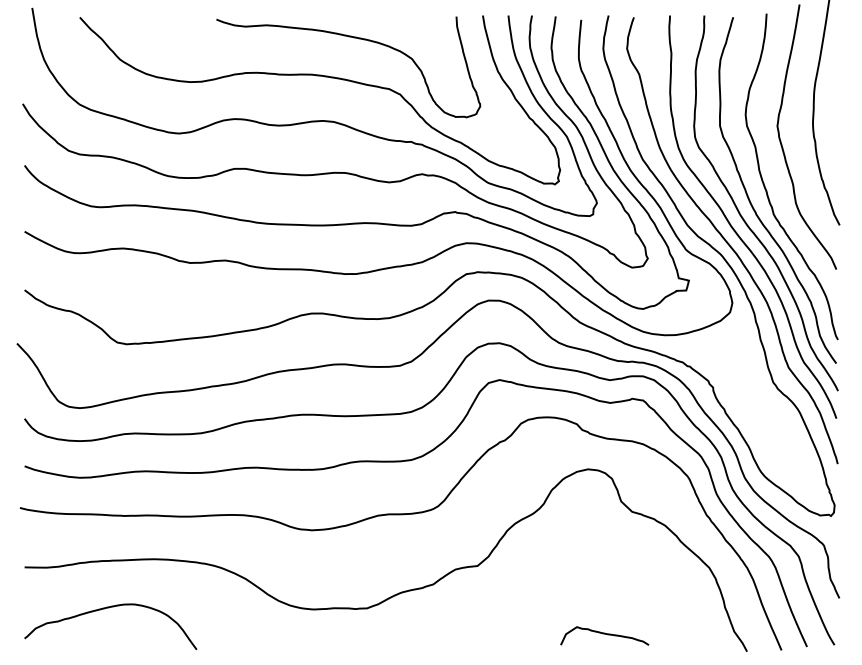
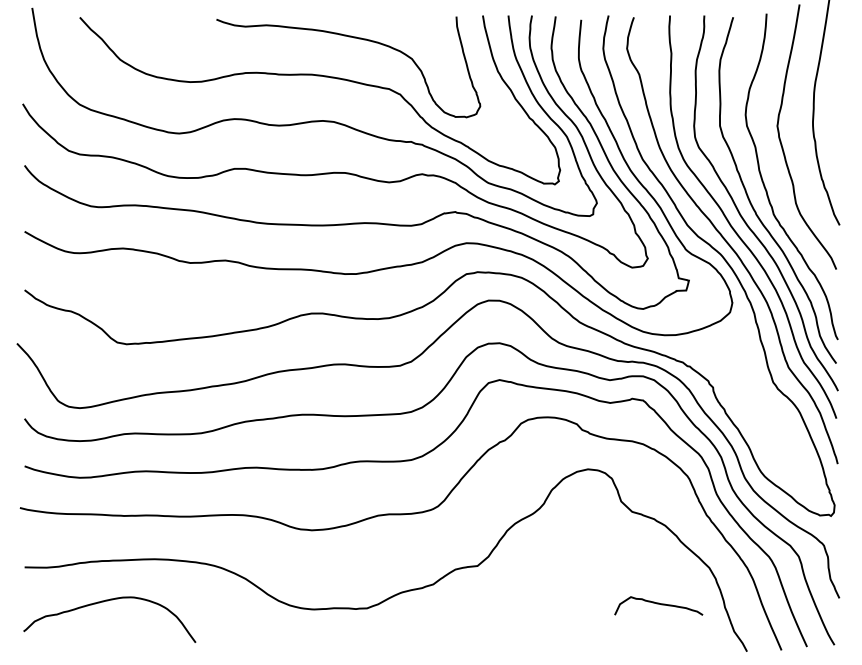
curve position: (109, 608) -> (108, 601) (108, 601)
curve position: (604, 634) -> (658, 604) (658, 604)
